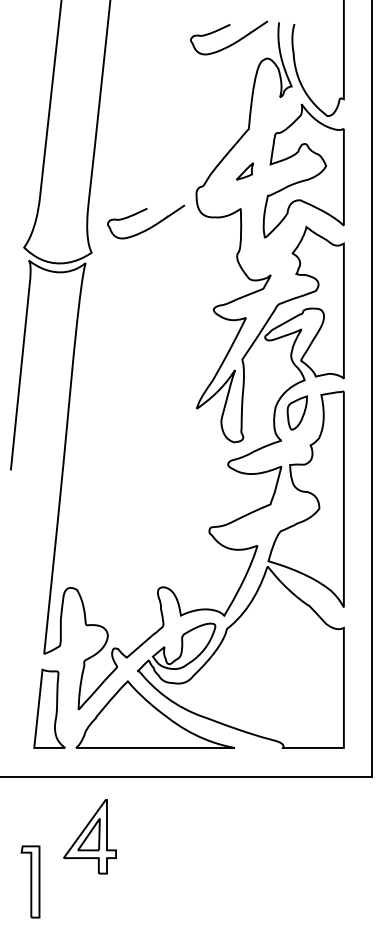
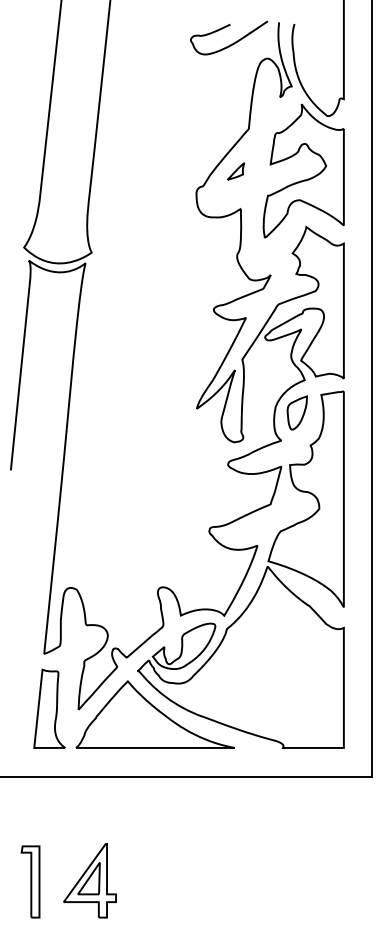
part position: (245, 171) -> (236, 171) (236, 171)
curve: present -> none (150, 226)
part position: (89, 836) -> (89, 880) (89, 880)
